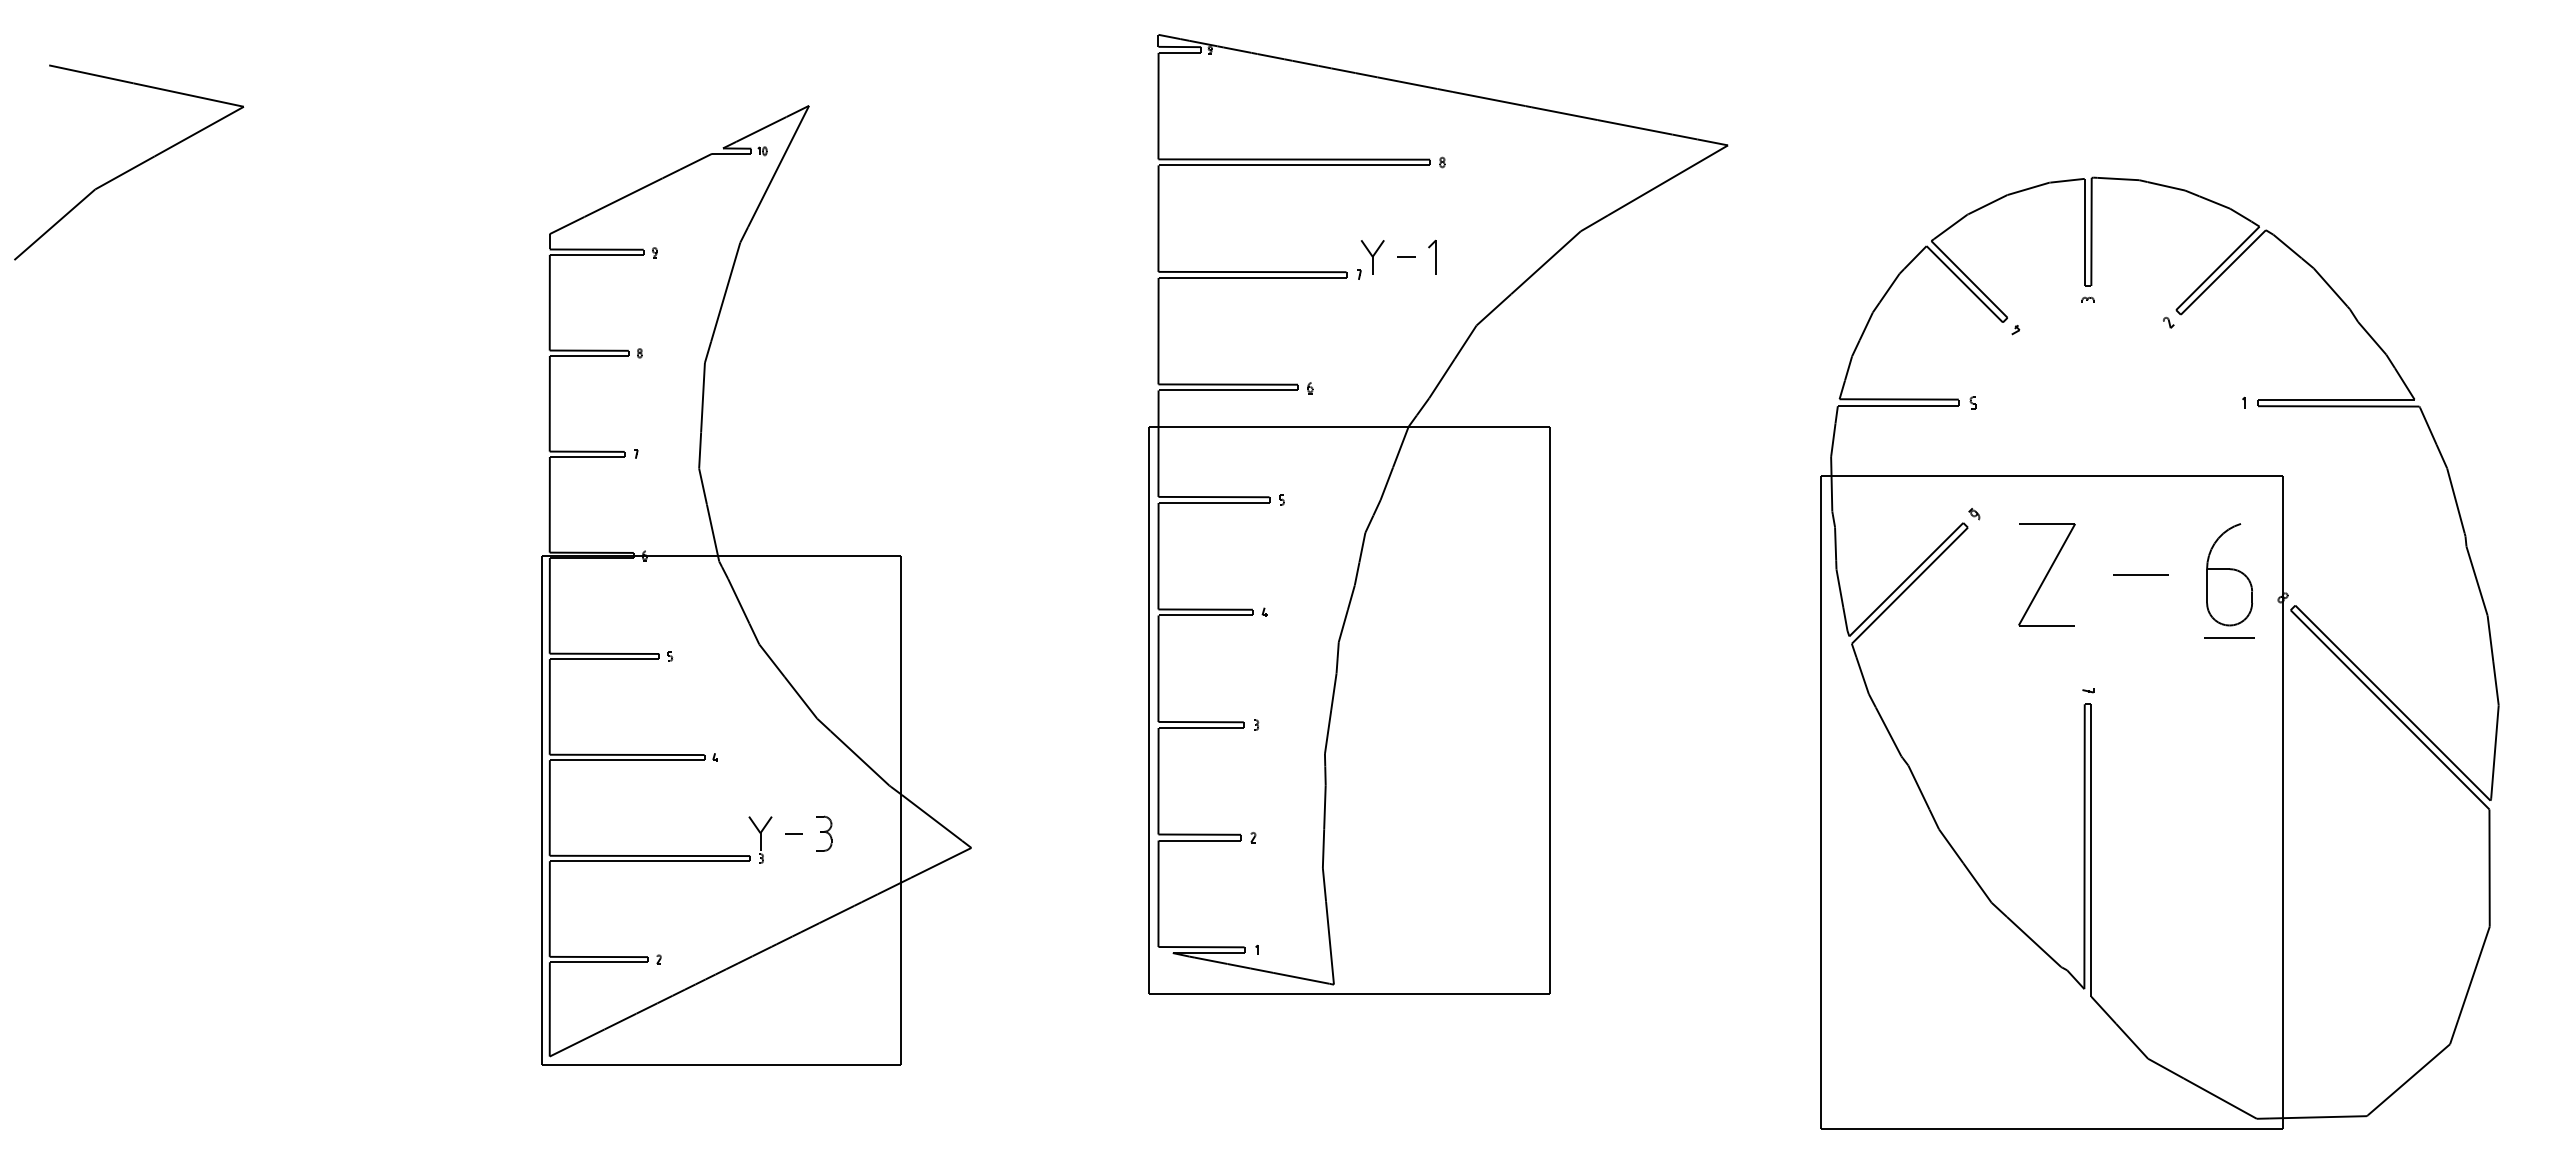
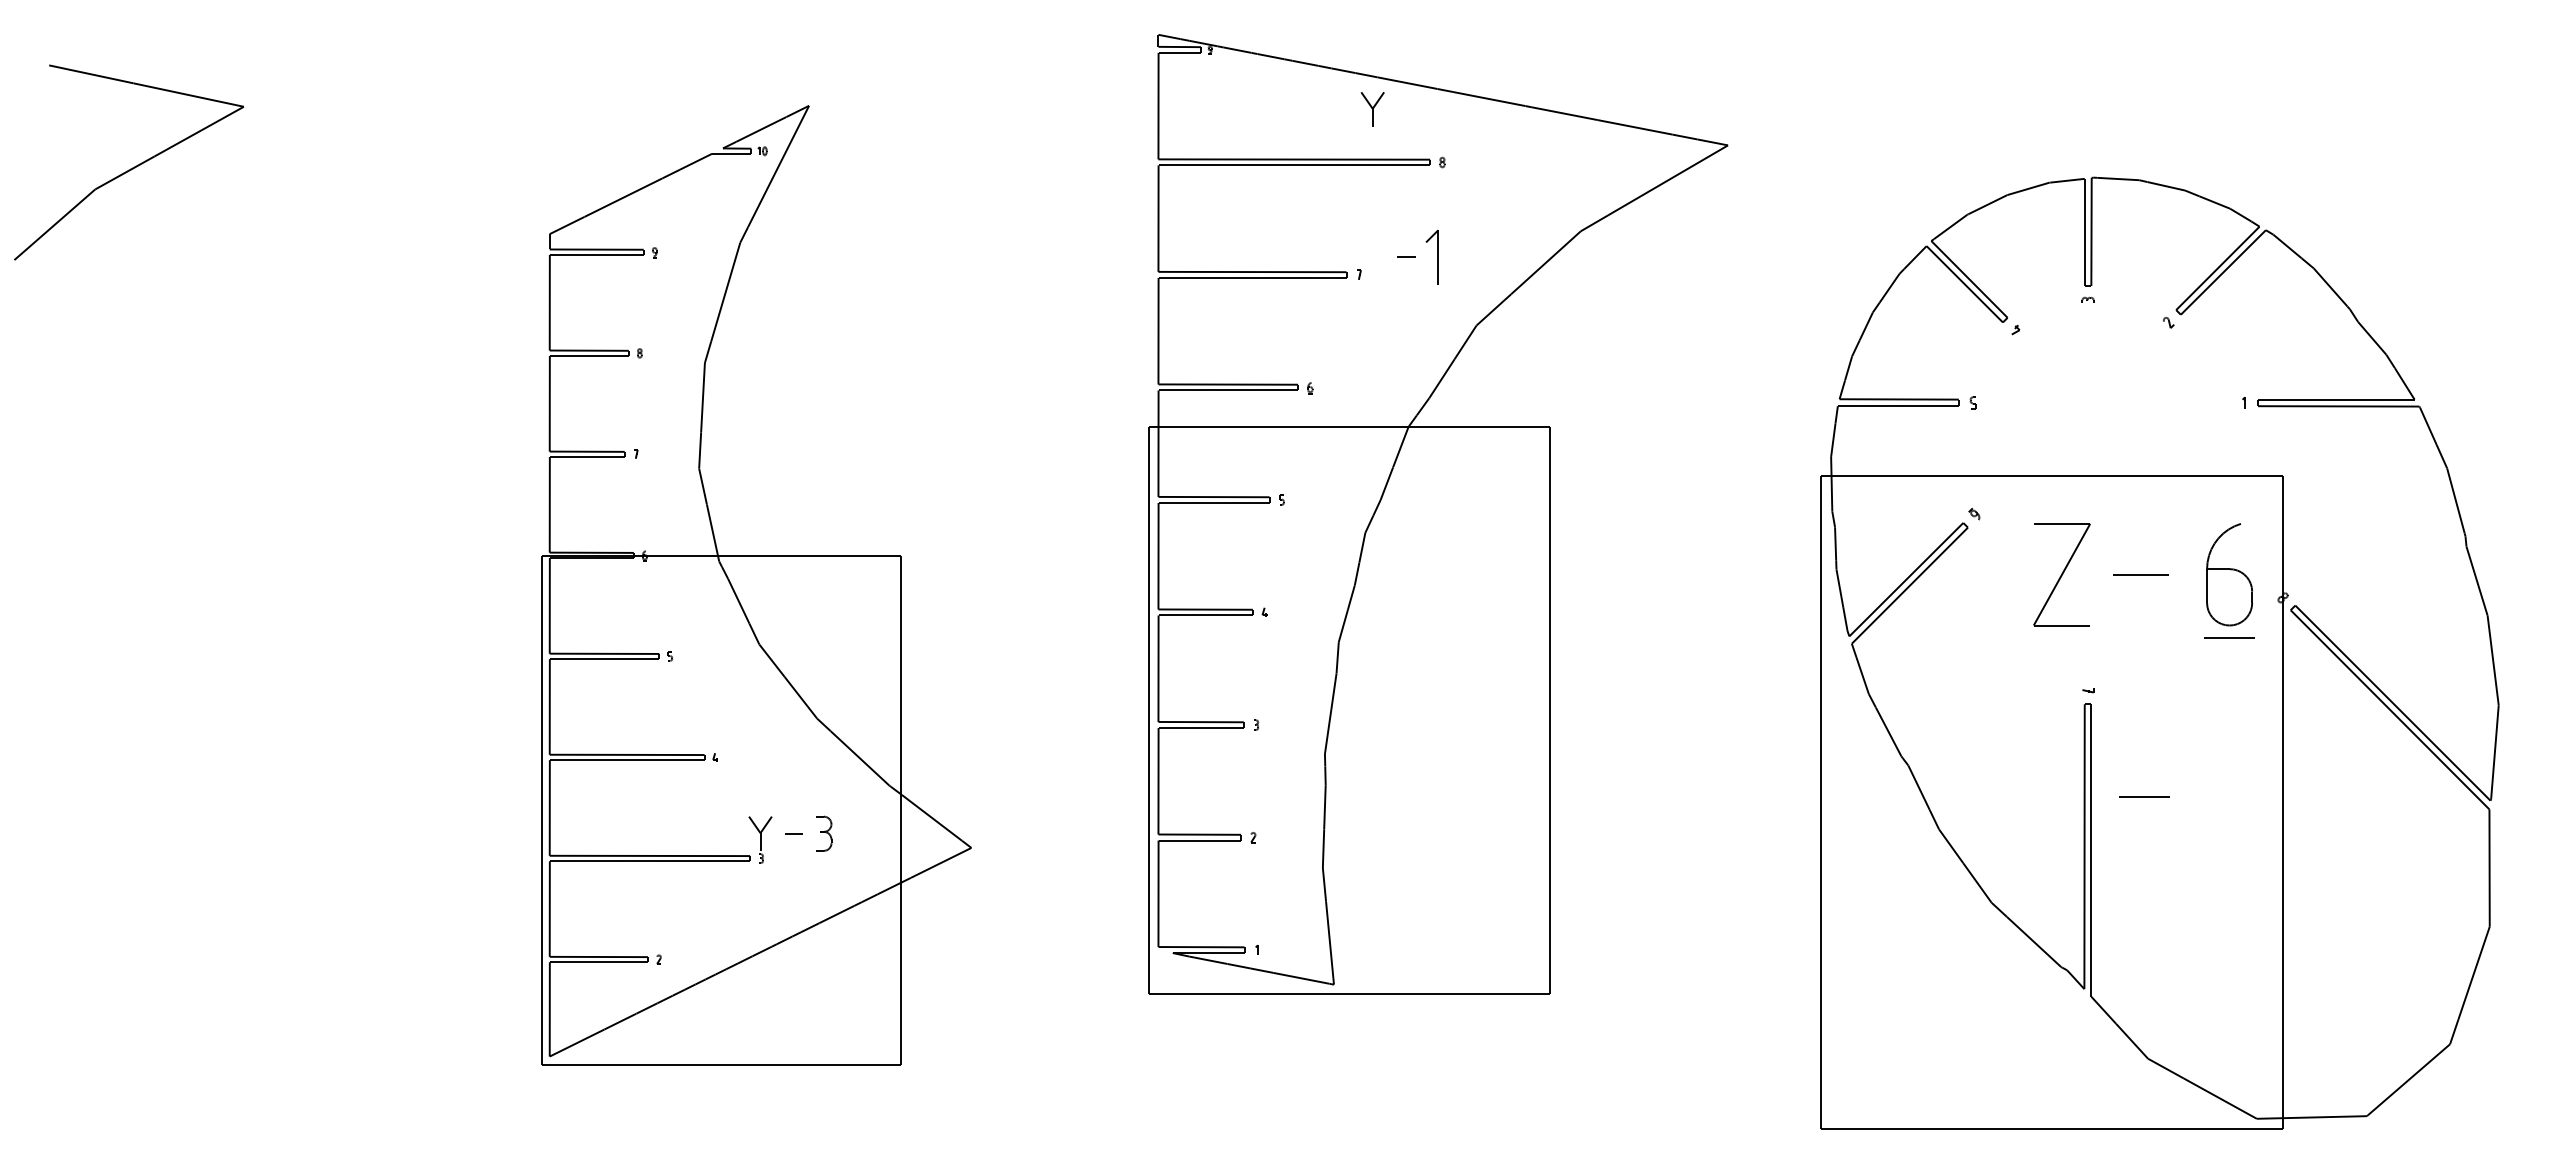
part size: 9x36 px -> 14x56 px (1431, 256)
part position: (1372, 257) -> (1372, 109) (1372, 109)
part position: (2046, 574) -> (2061, 574) (2061, 574)
line: none -> present (2144, 796)
